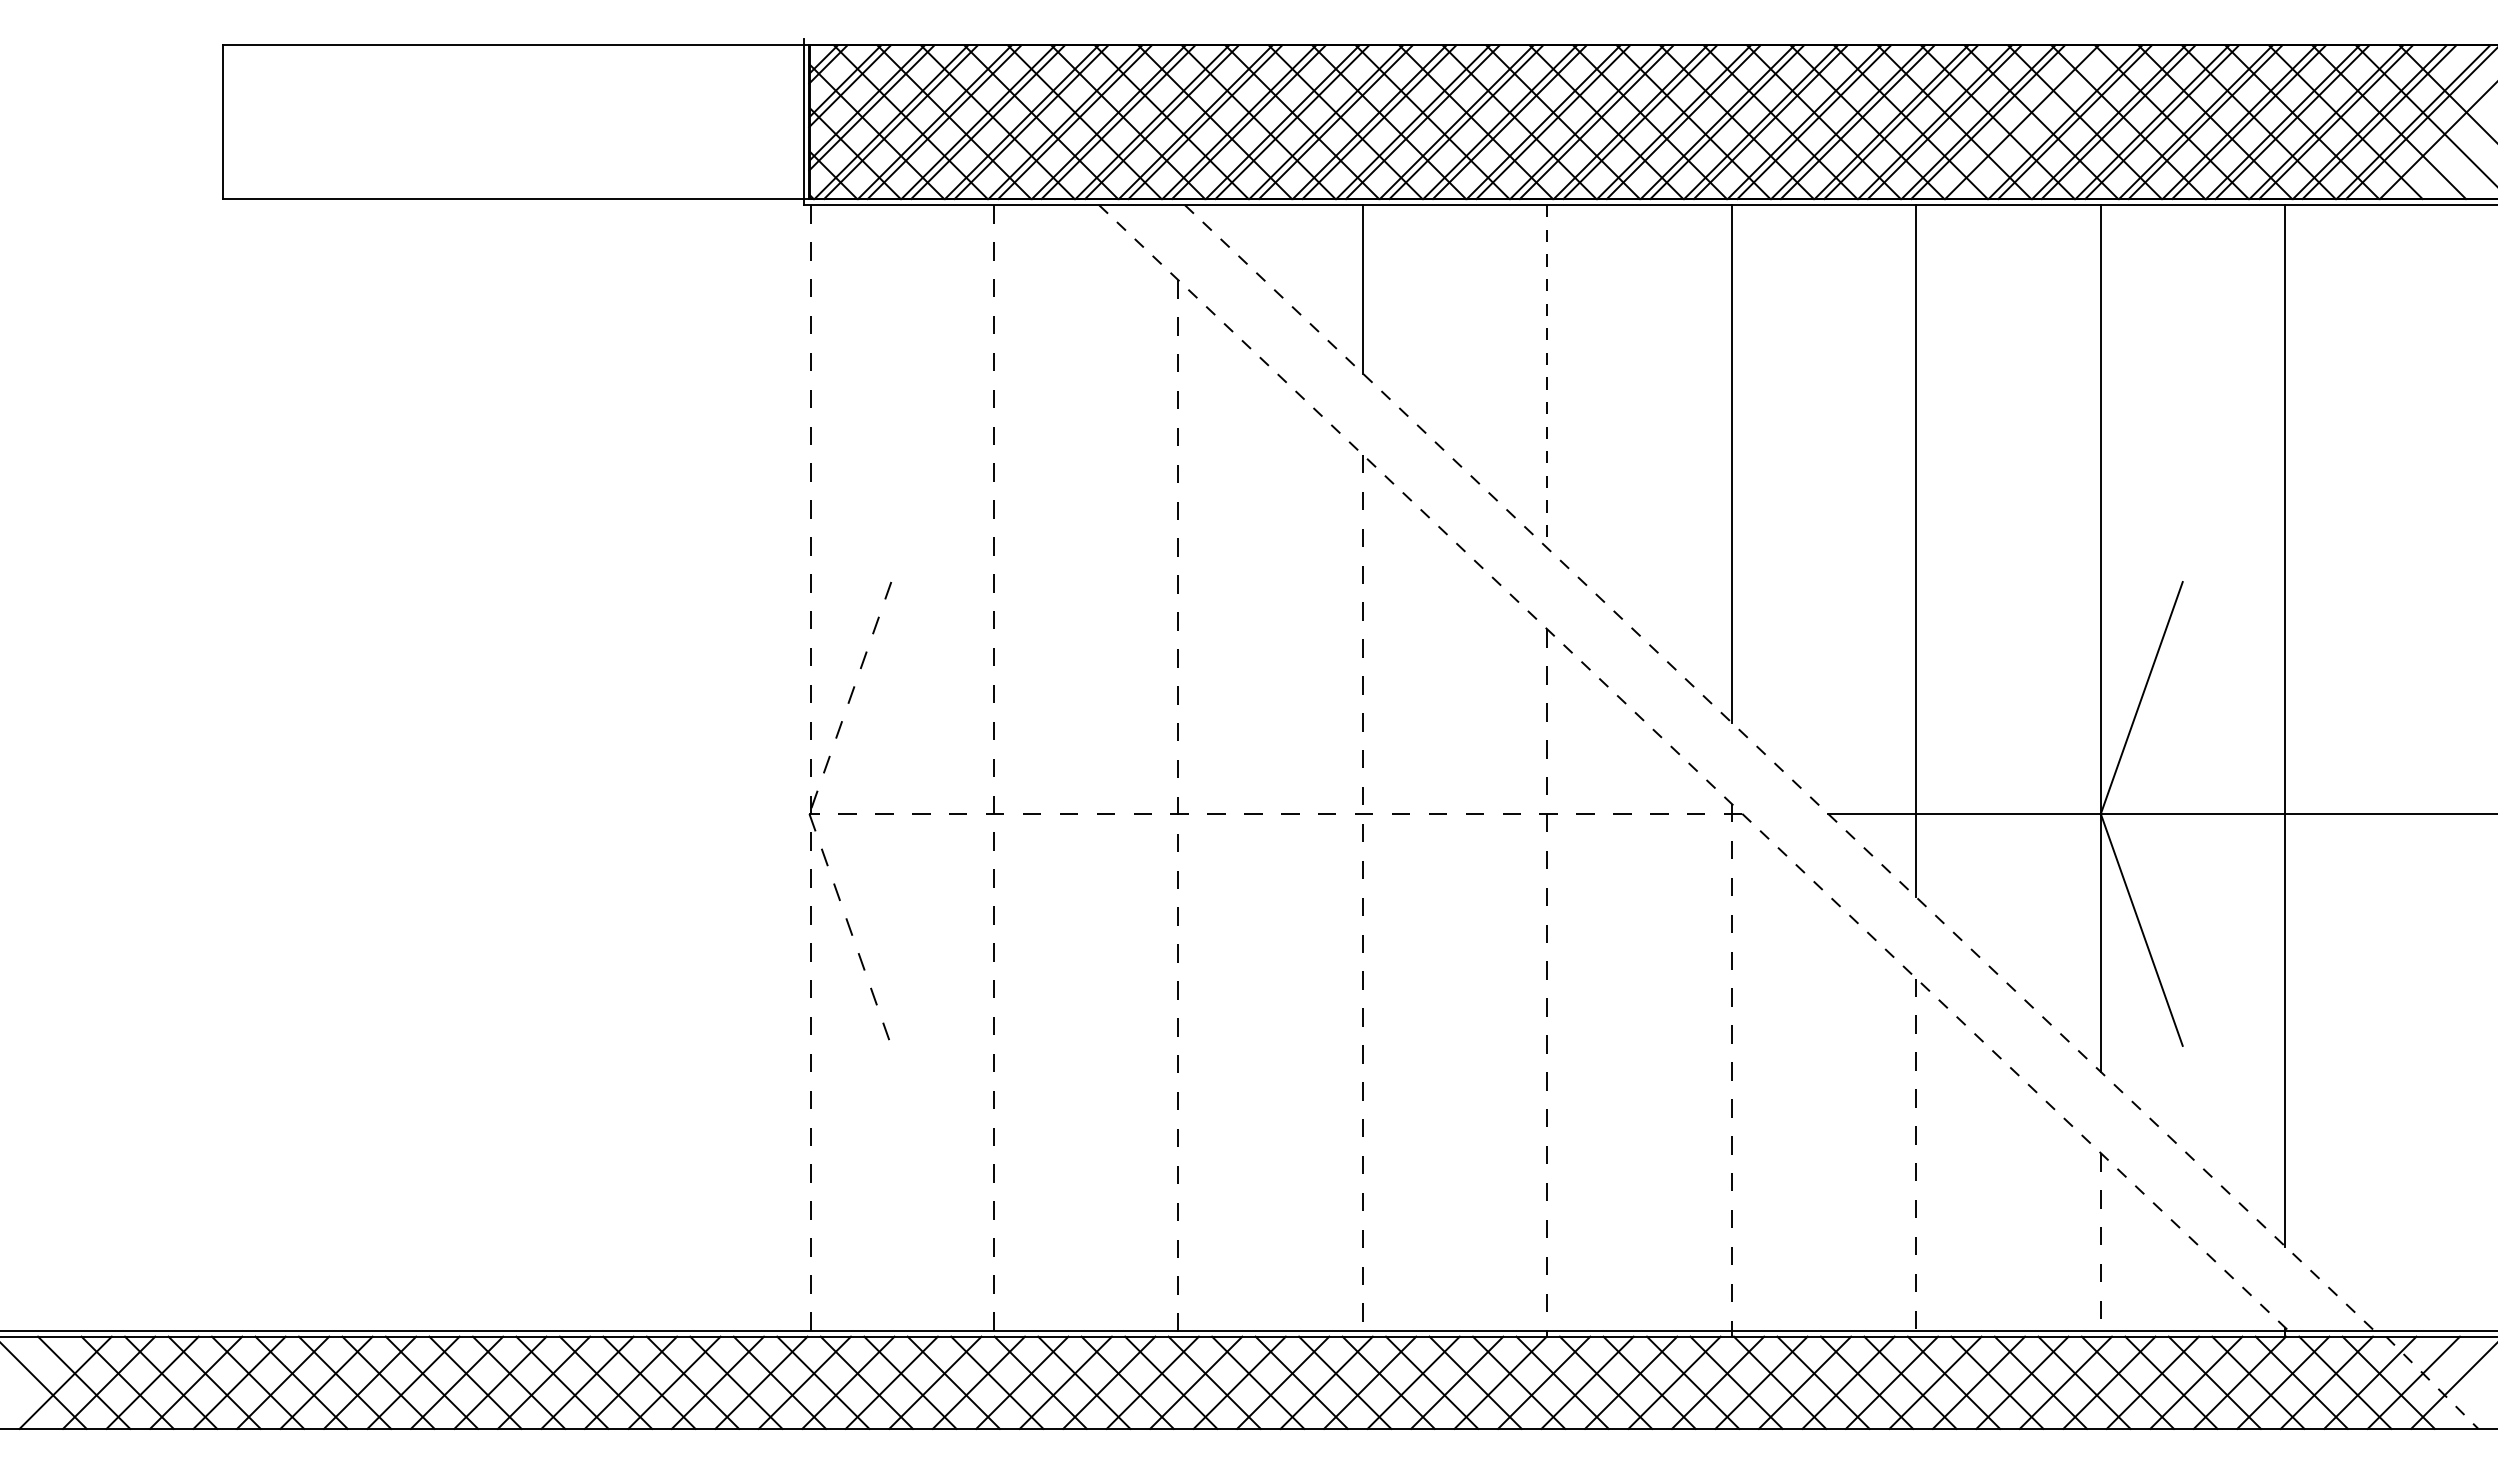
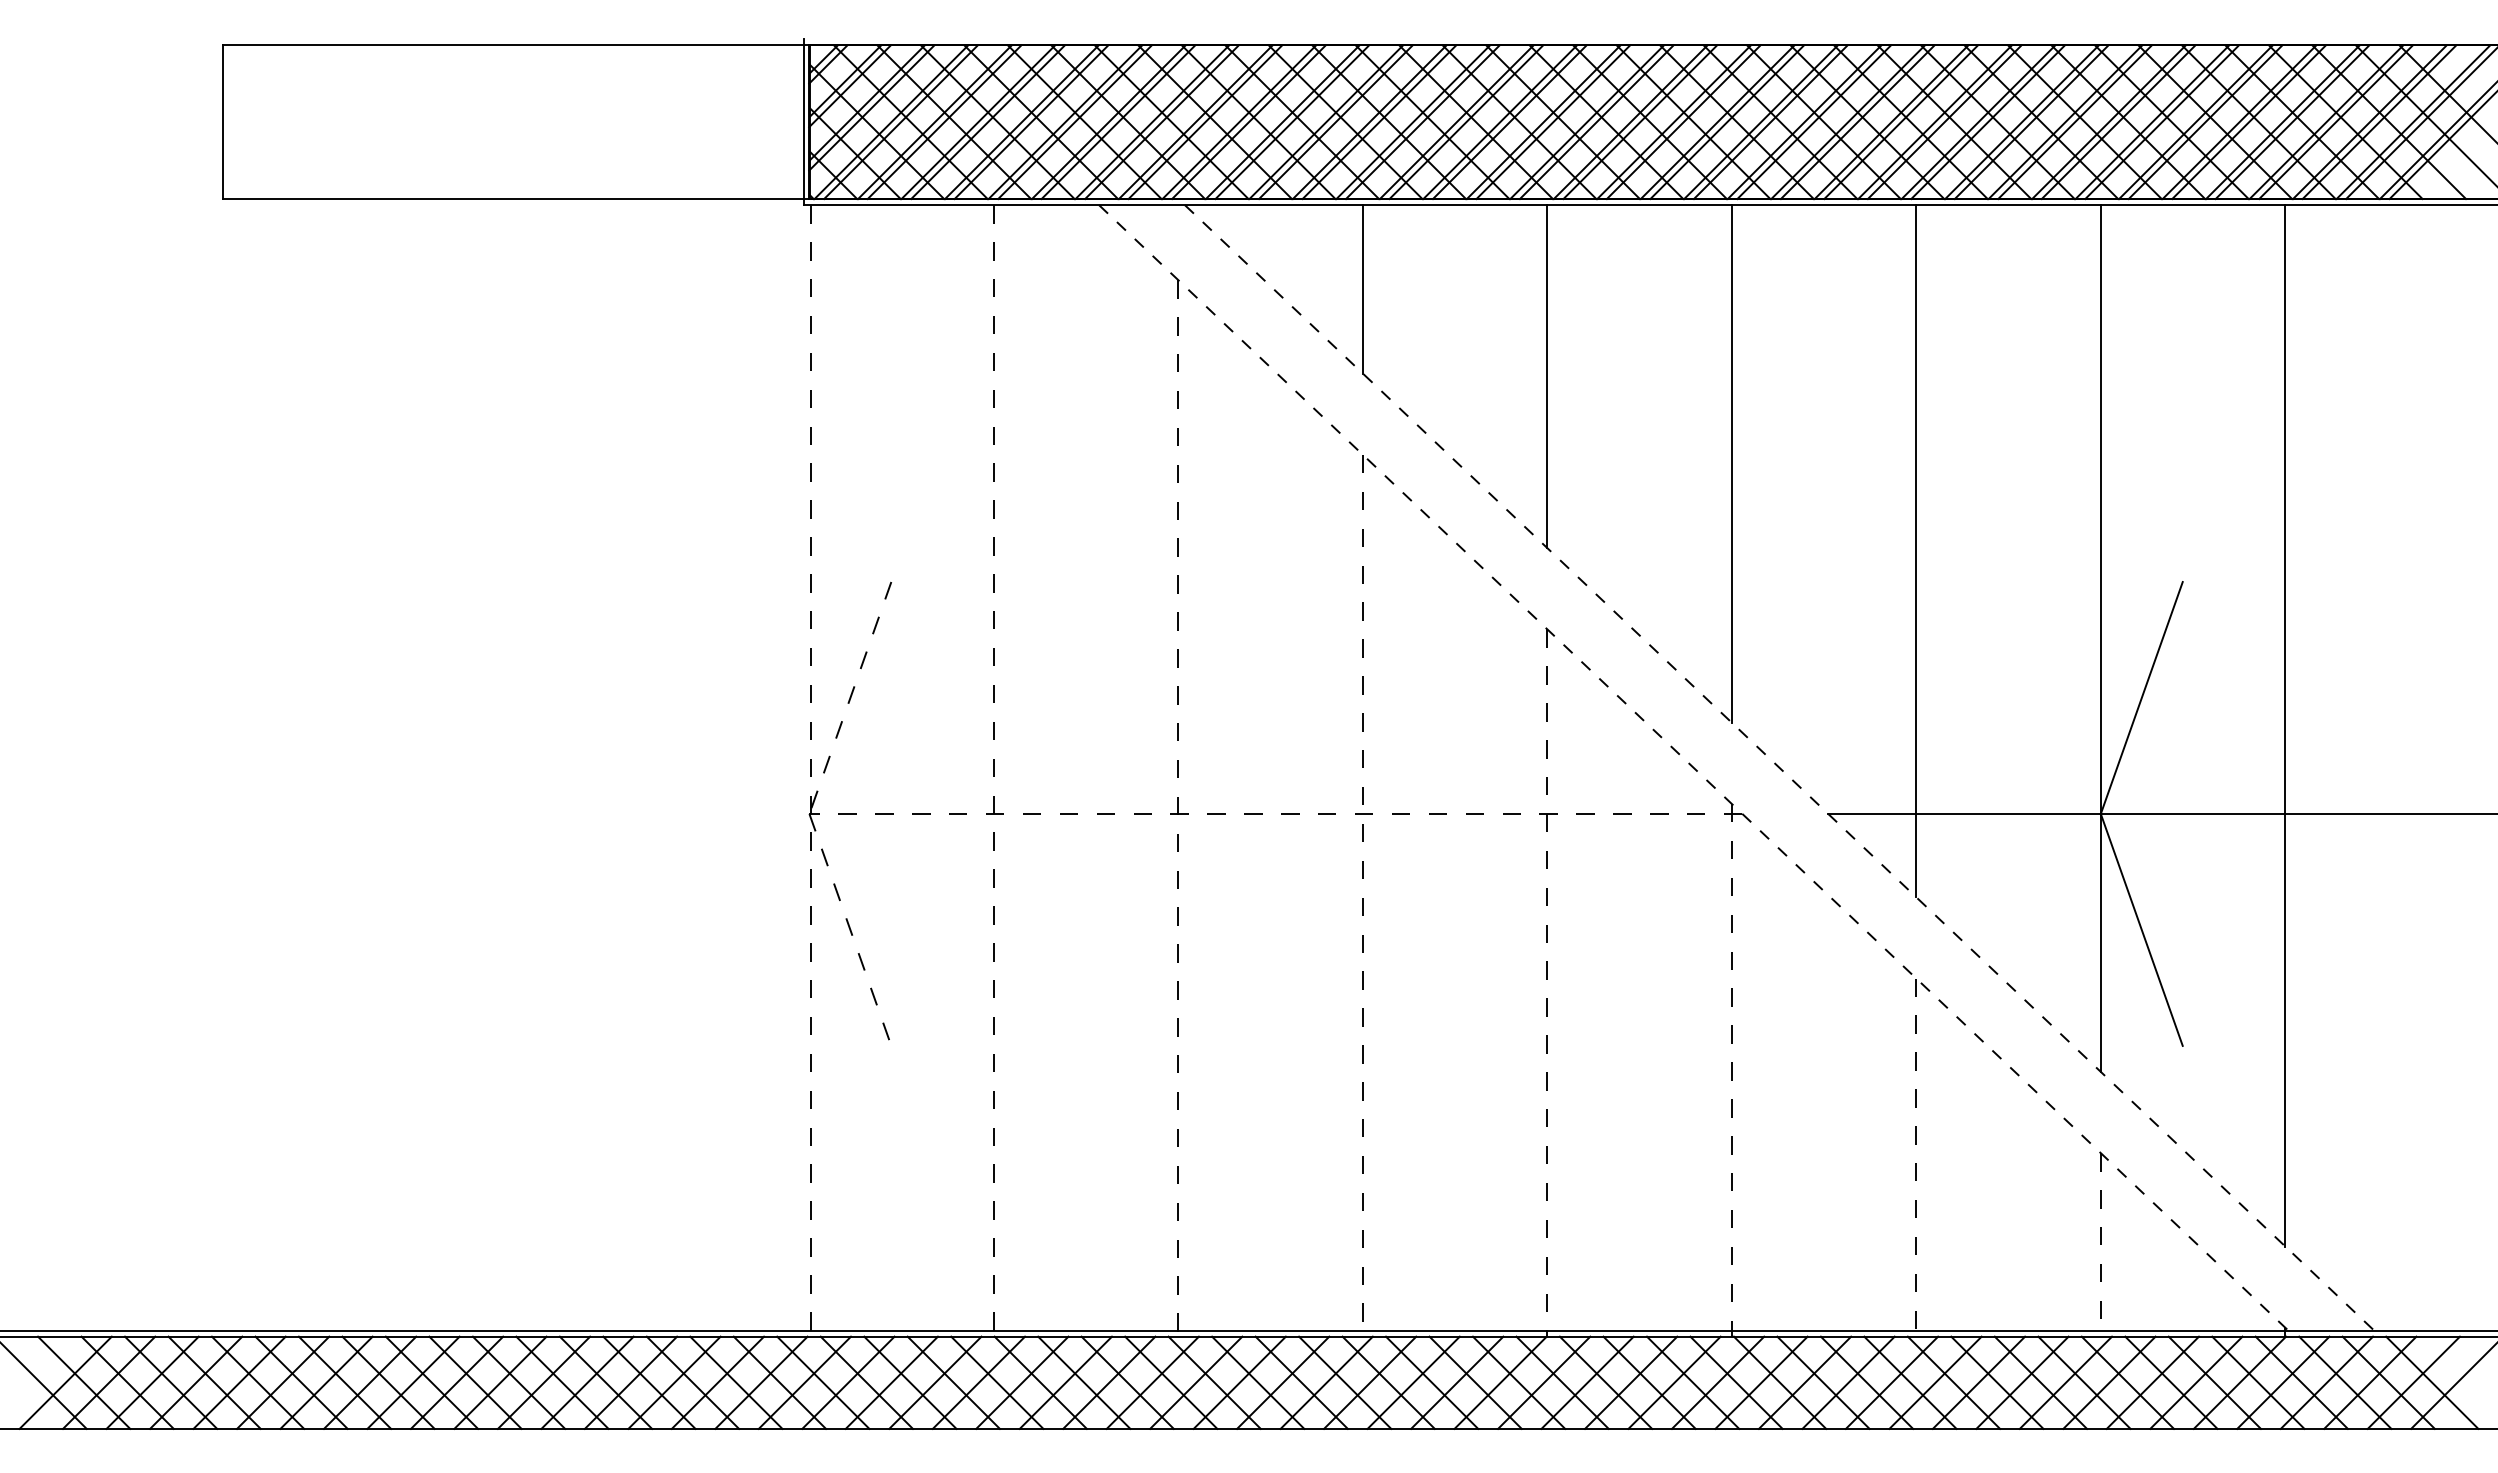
line: none -> present (2031, 122)
line: none -> present (2441, 146)
line: dashed -> solid (1547, 376)
line: dashed -> solid (2432, 1383)
